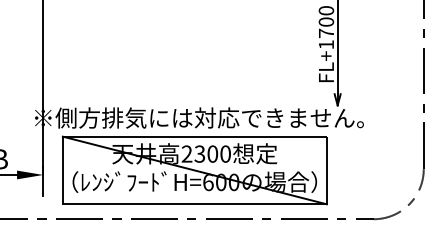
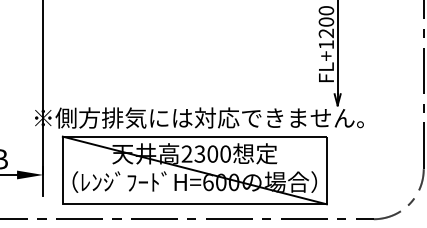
text: FL+1700 -> FL+1200 (325, 33)
